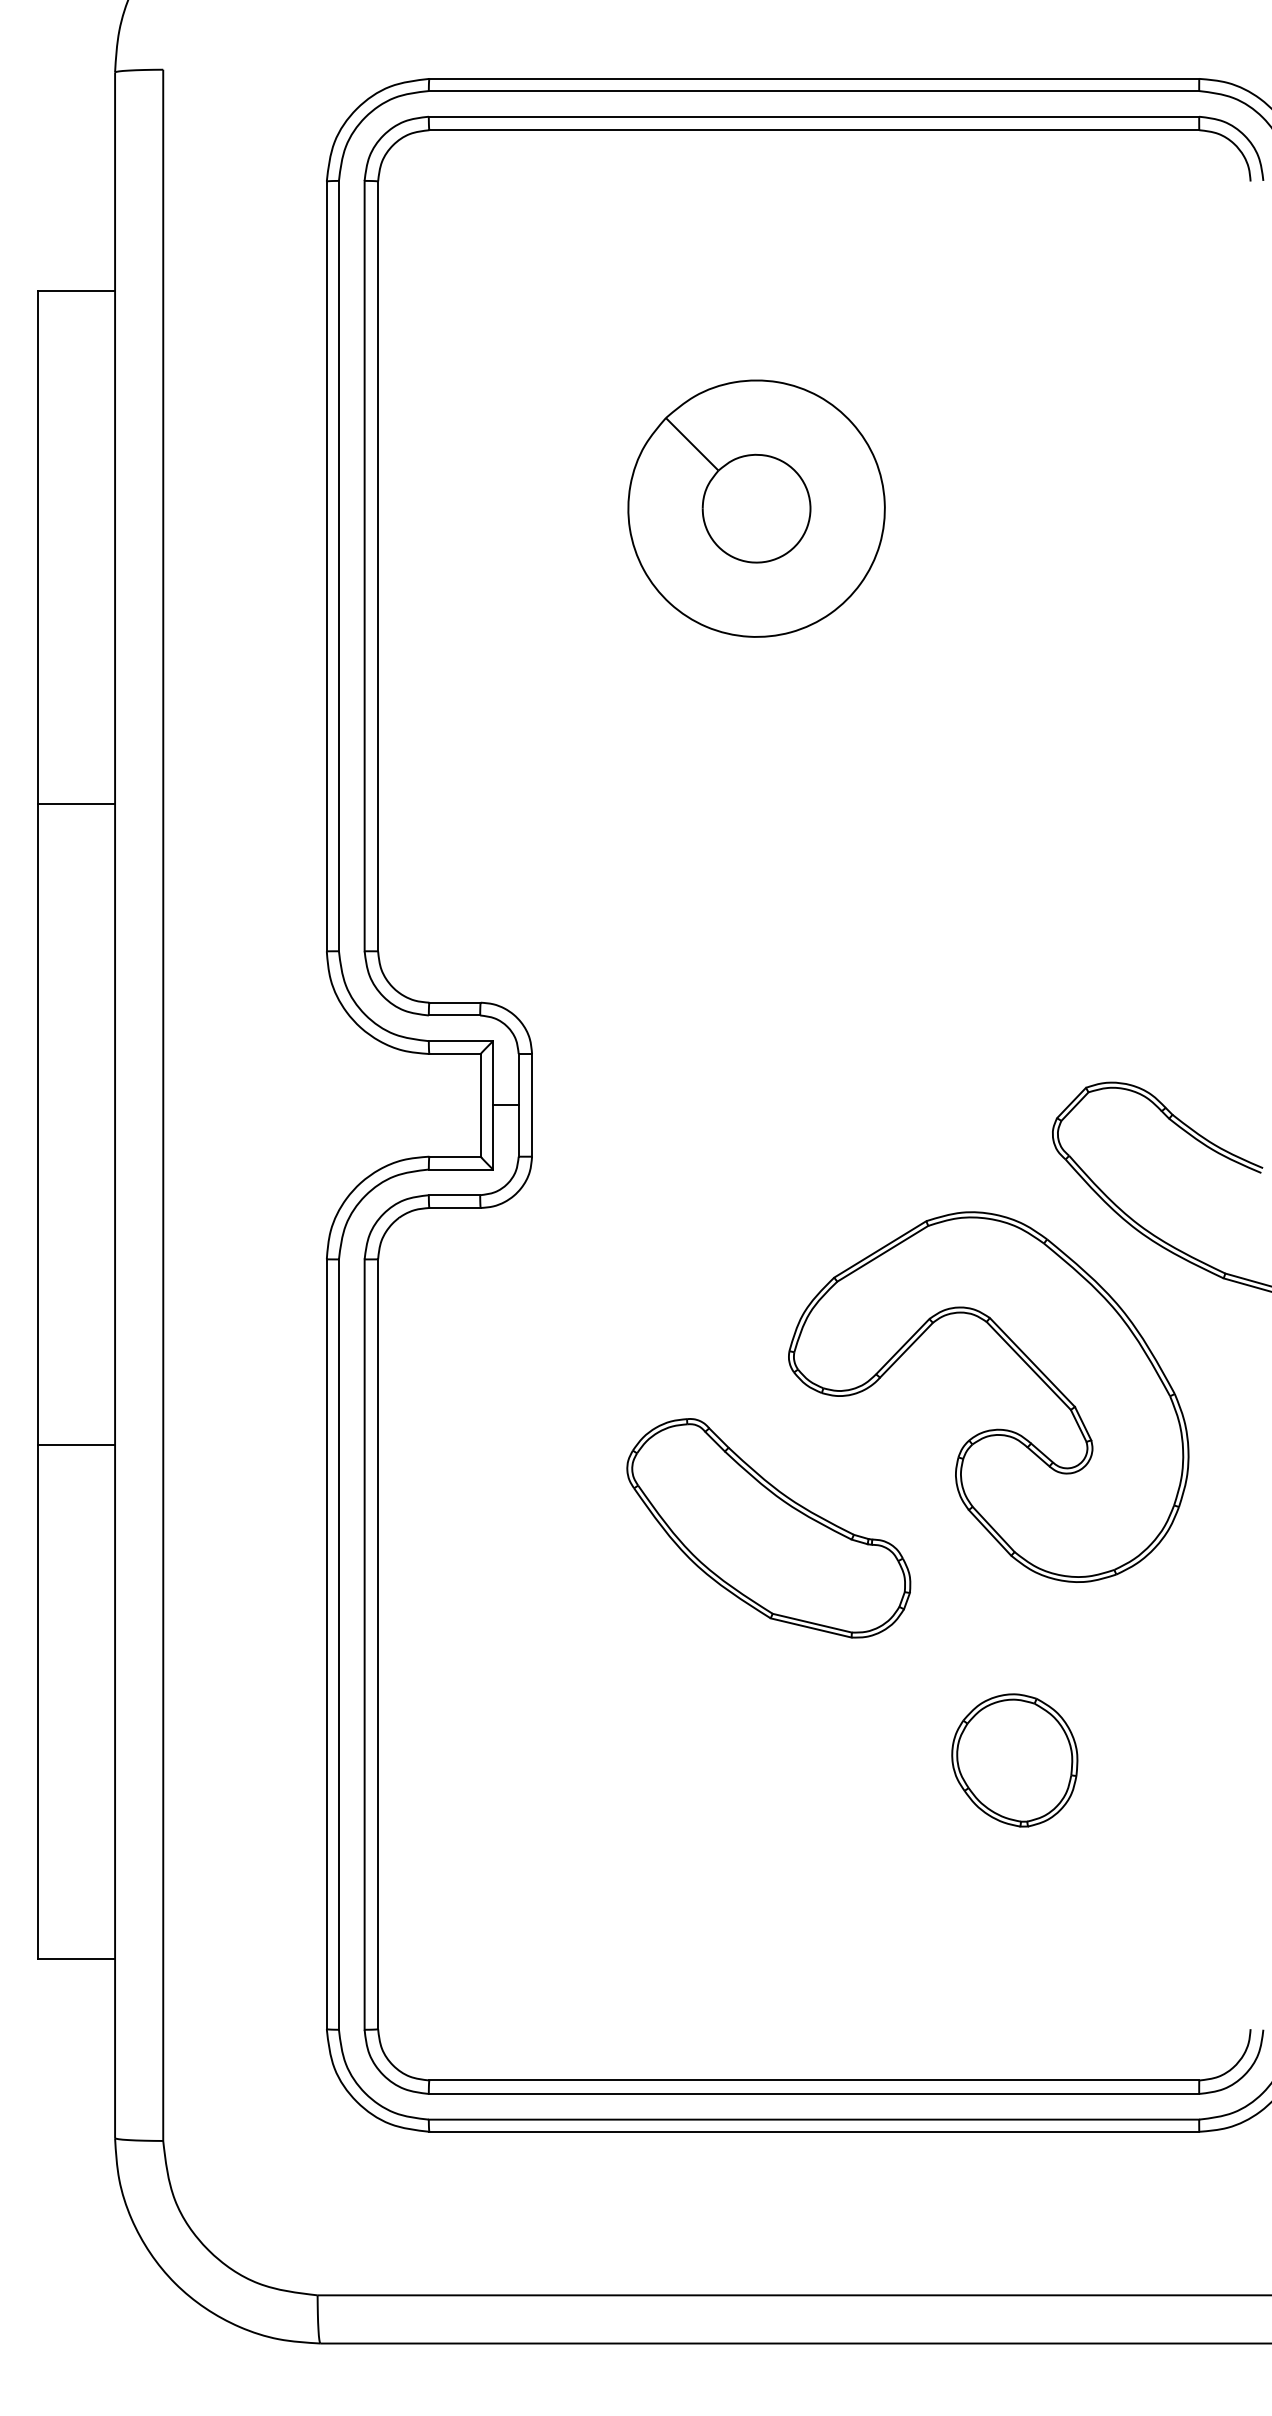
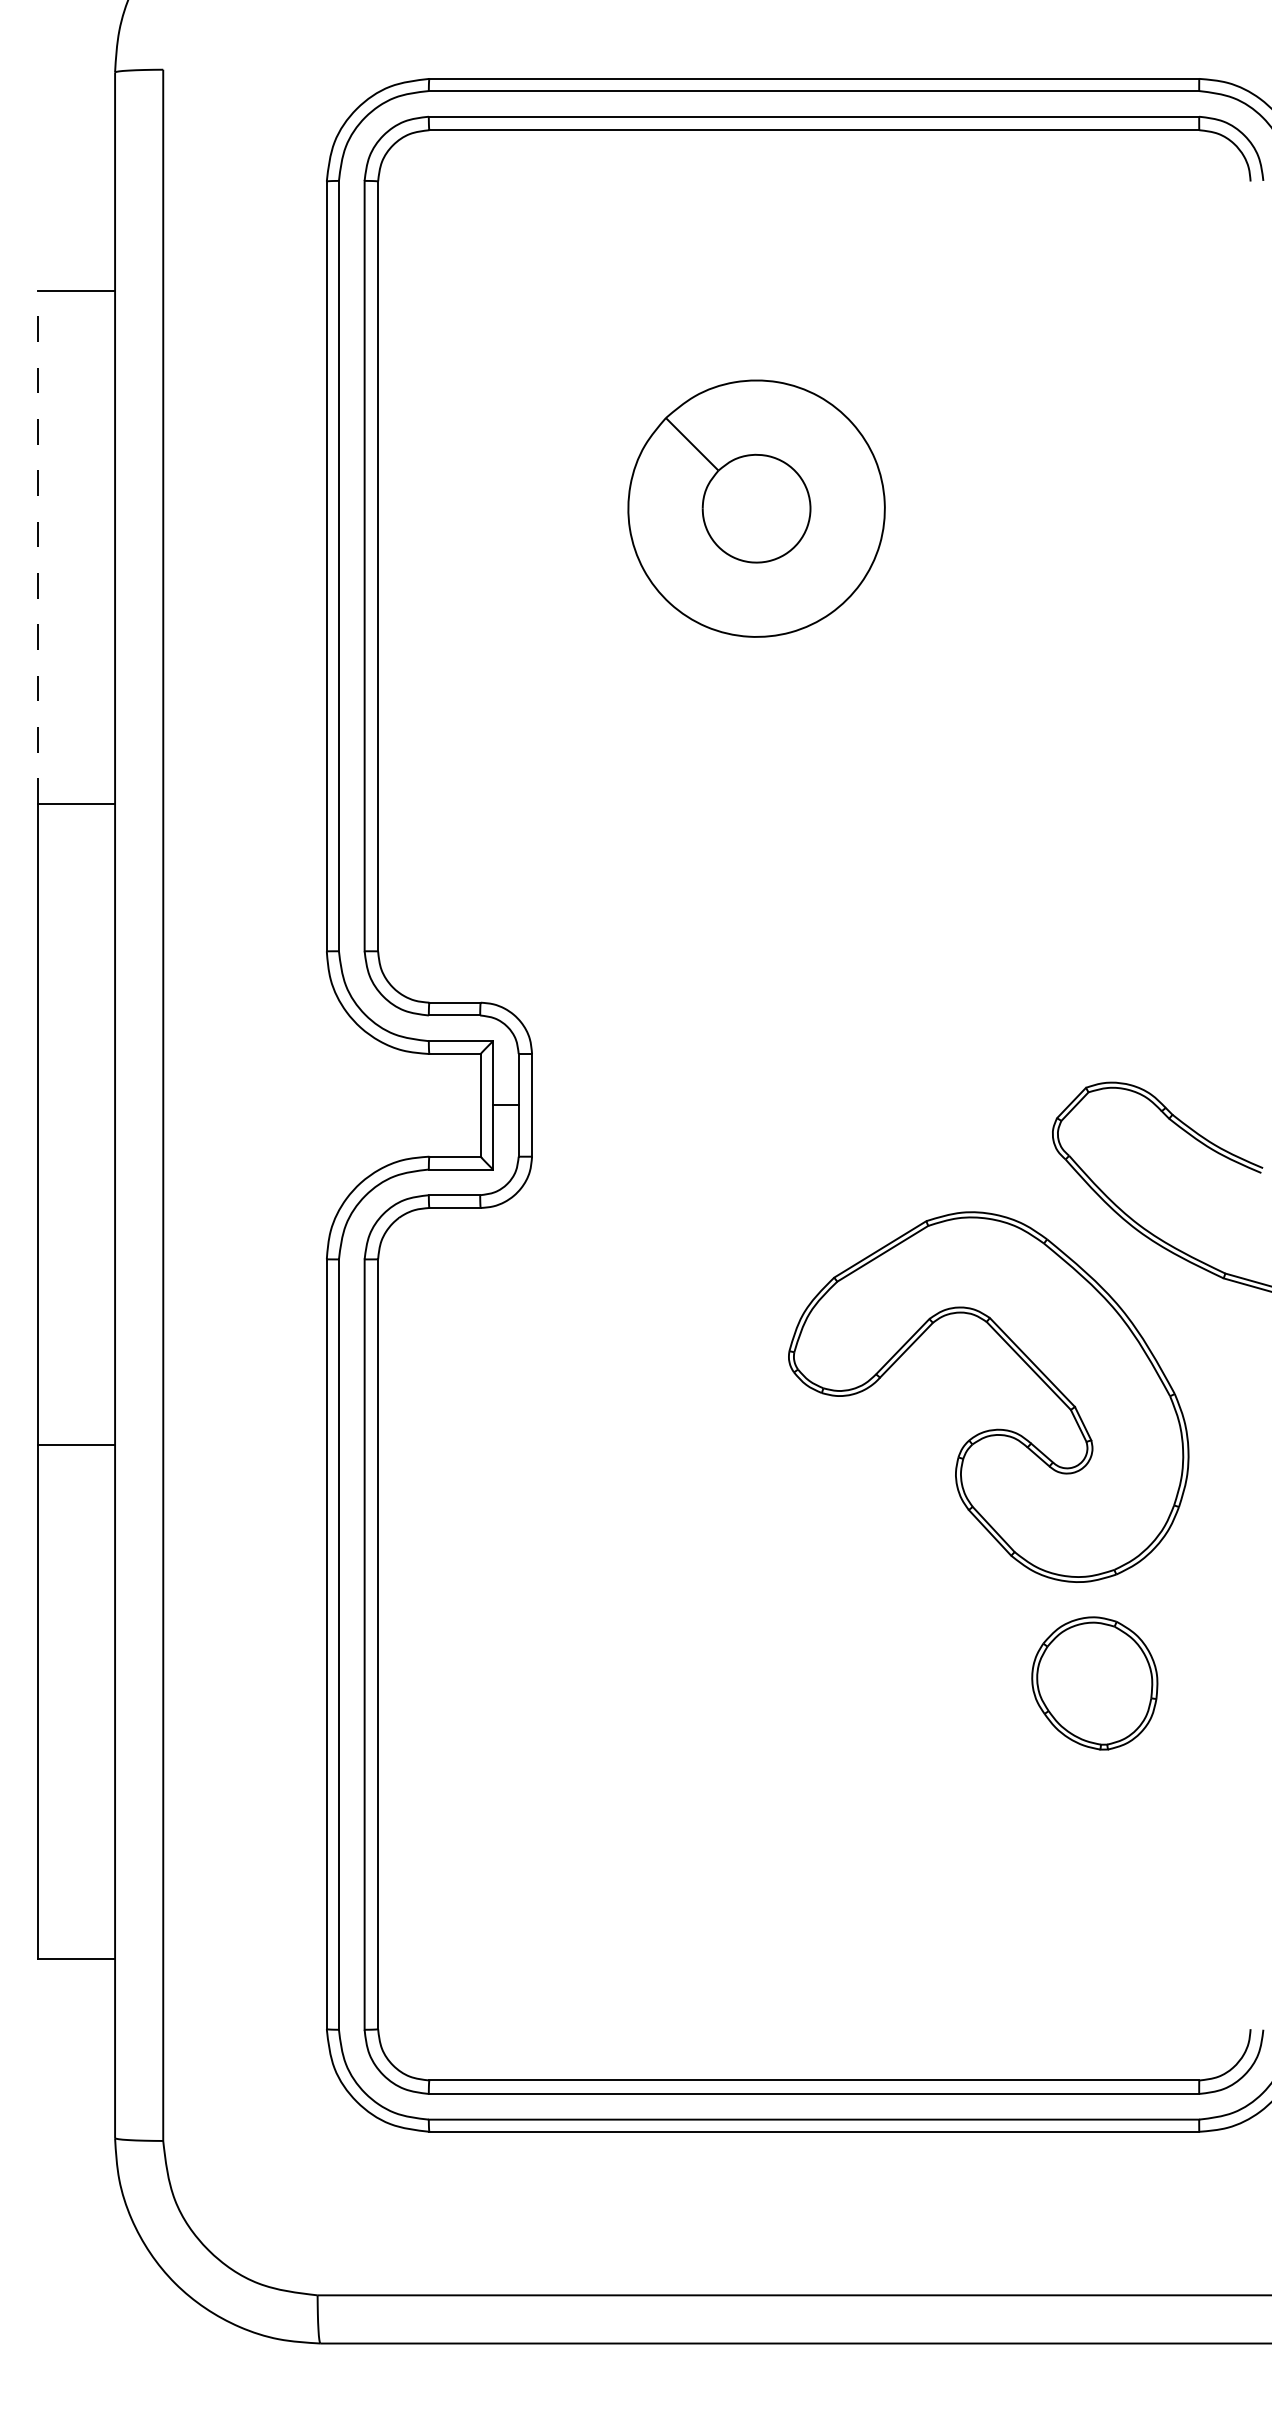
line: solid -> dashed (38, 547)
part: present -> none (768, 1528)
part position: (1014, 1760) -> (1094, 1683) (1094, 1683)
